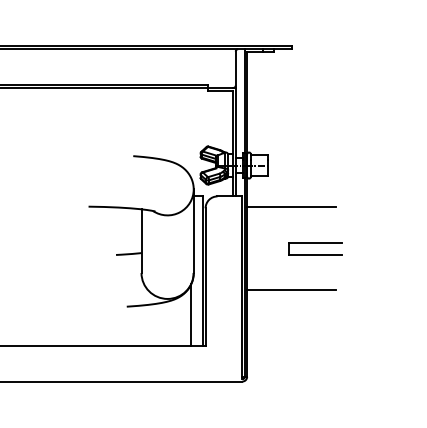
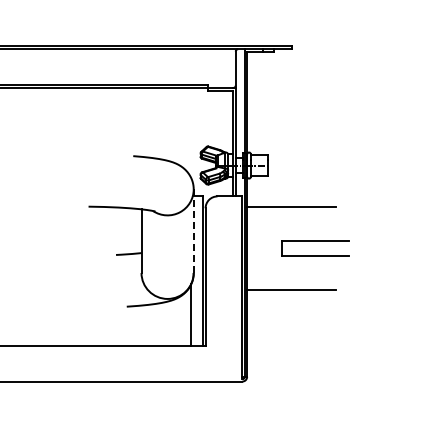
line: solid -> dashed (193, 231)
part size: 55x14 px -> 69x17 px (315, 248)
